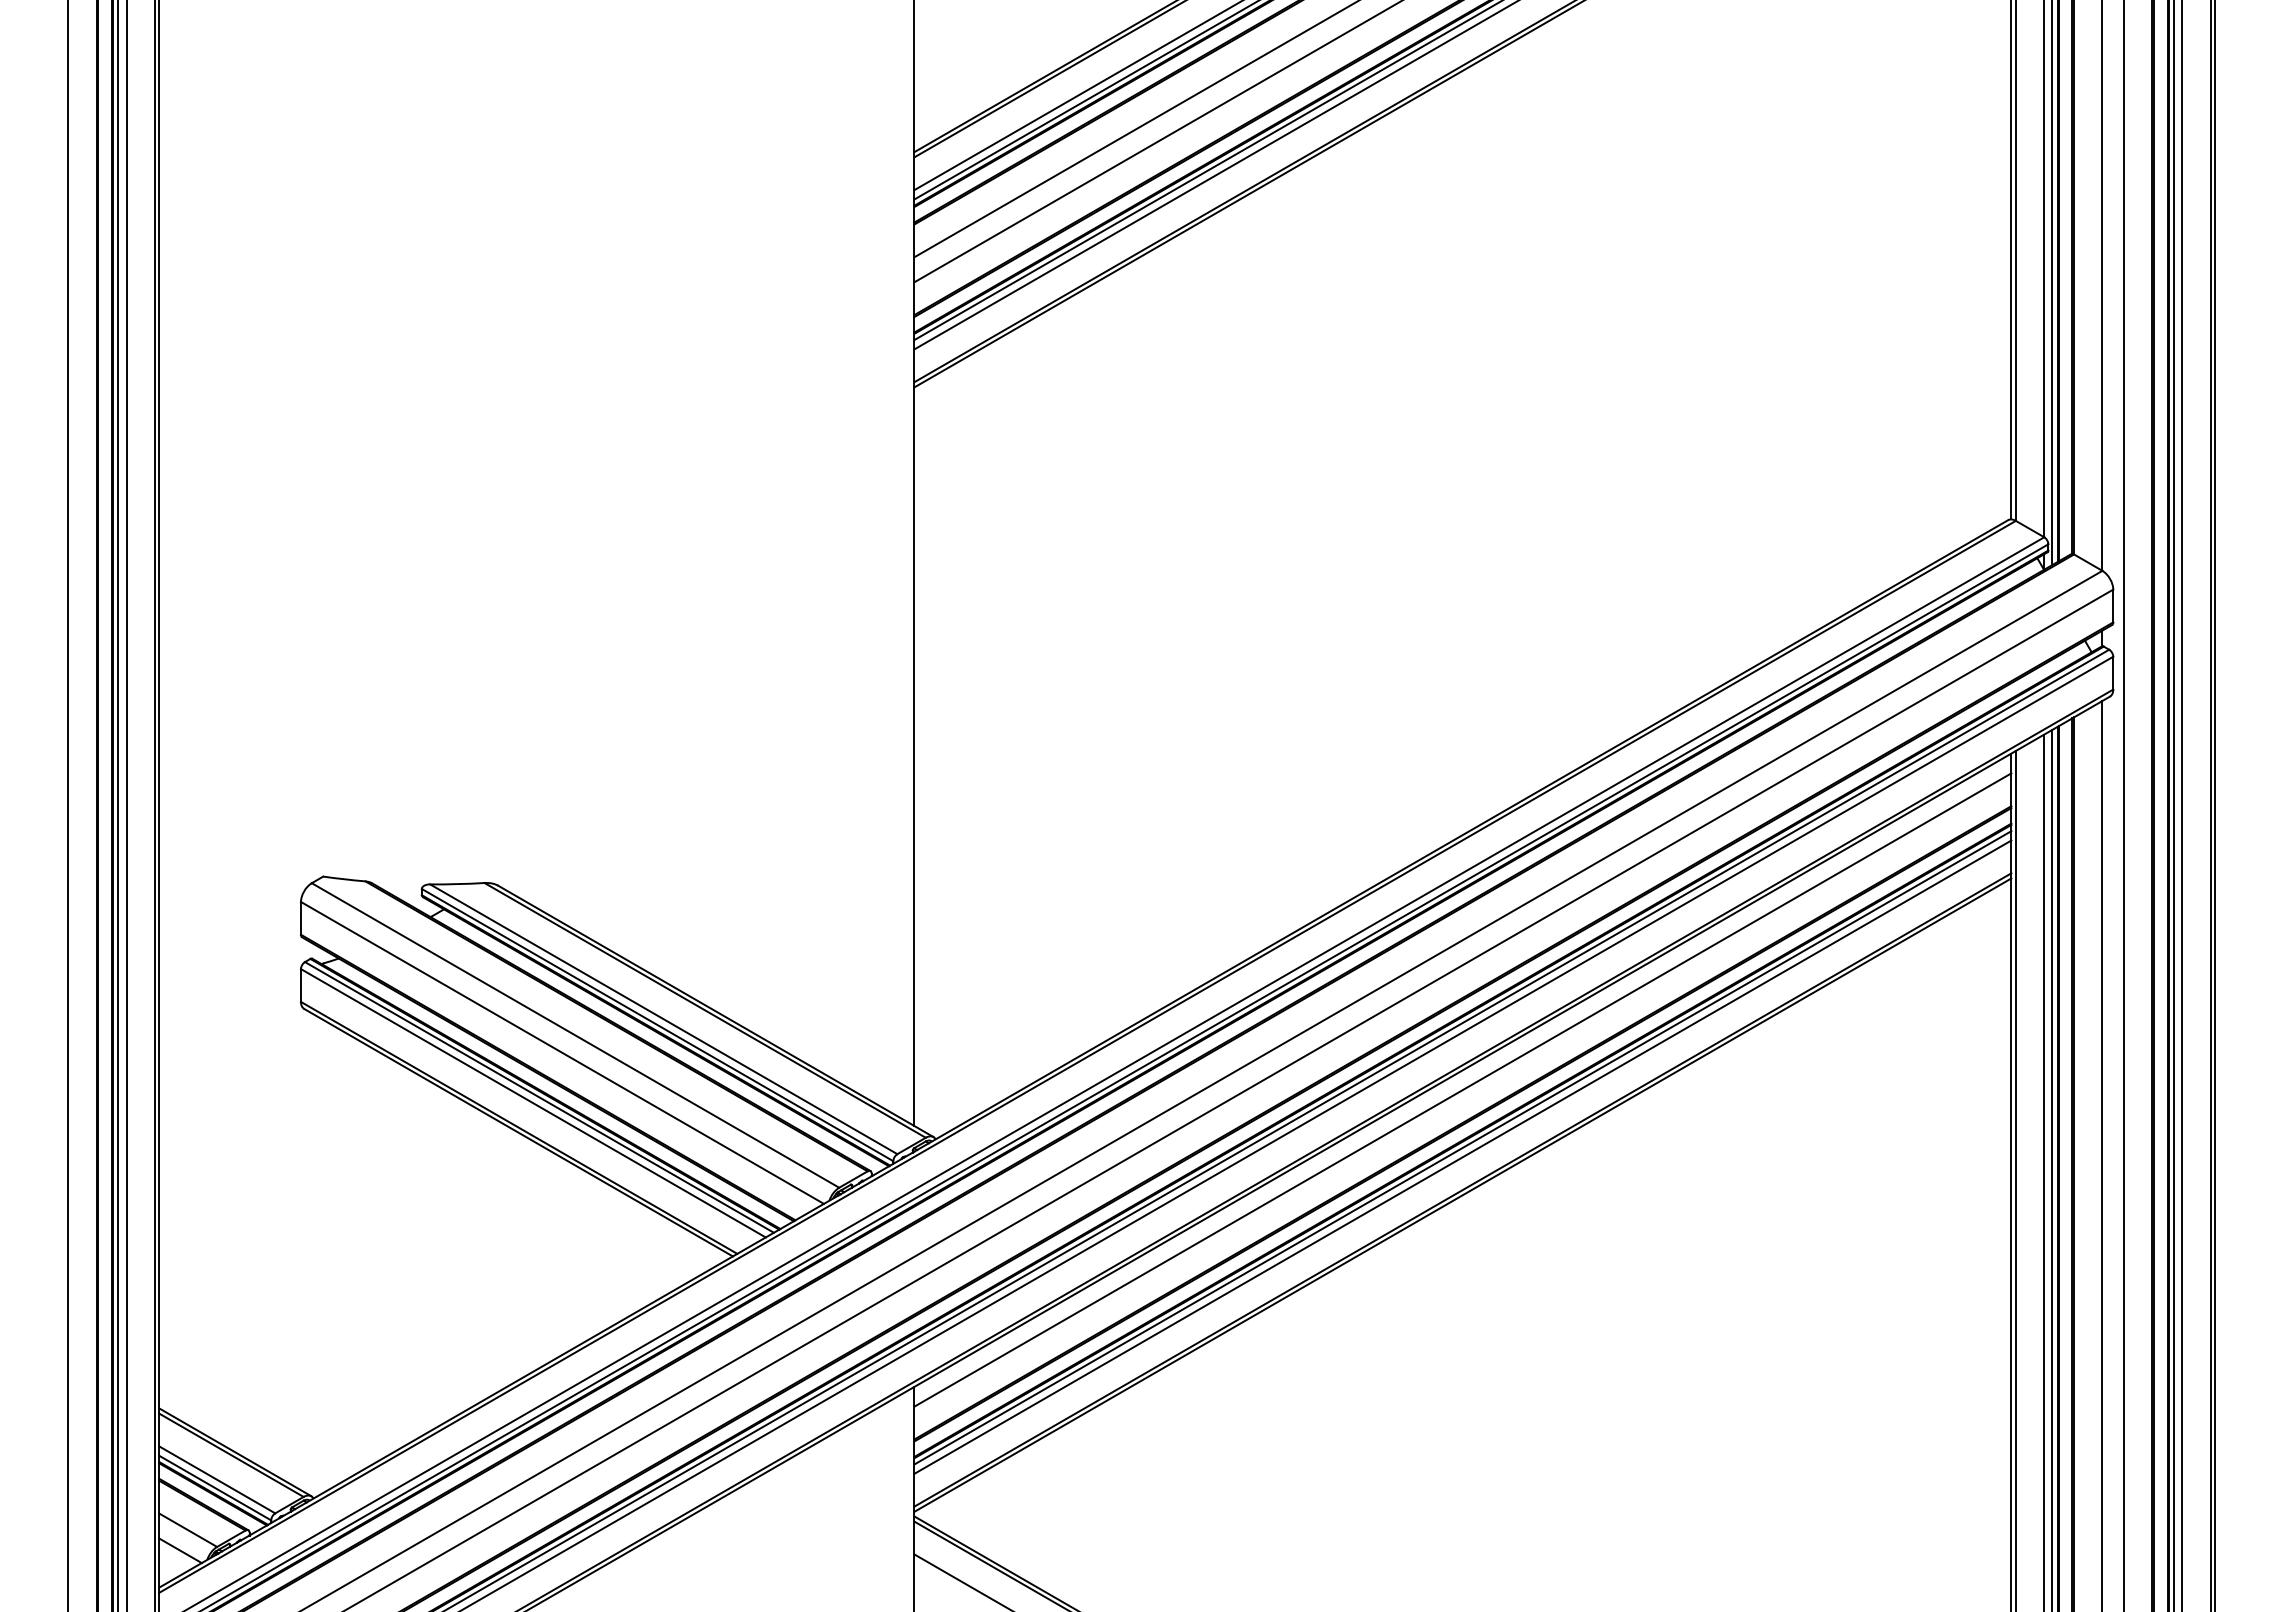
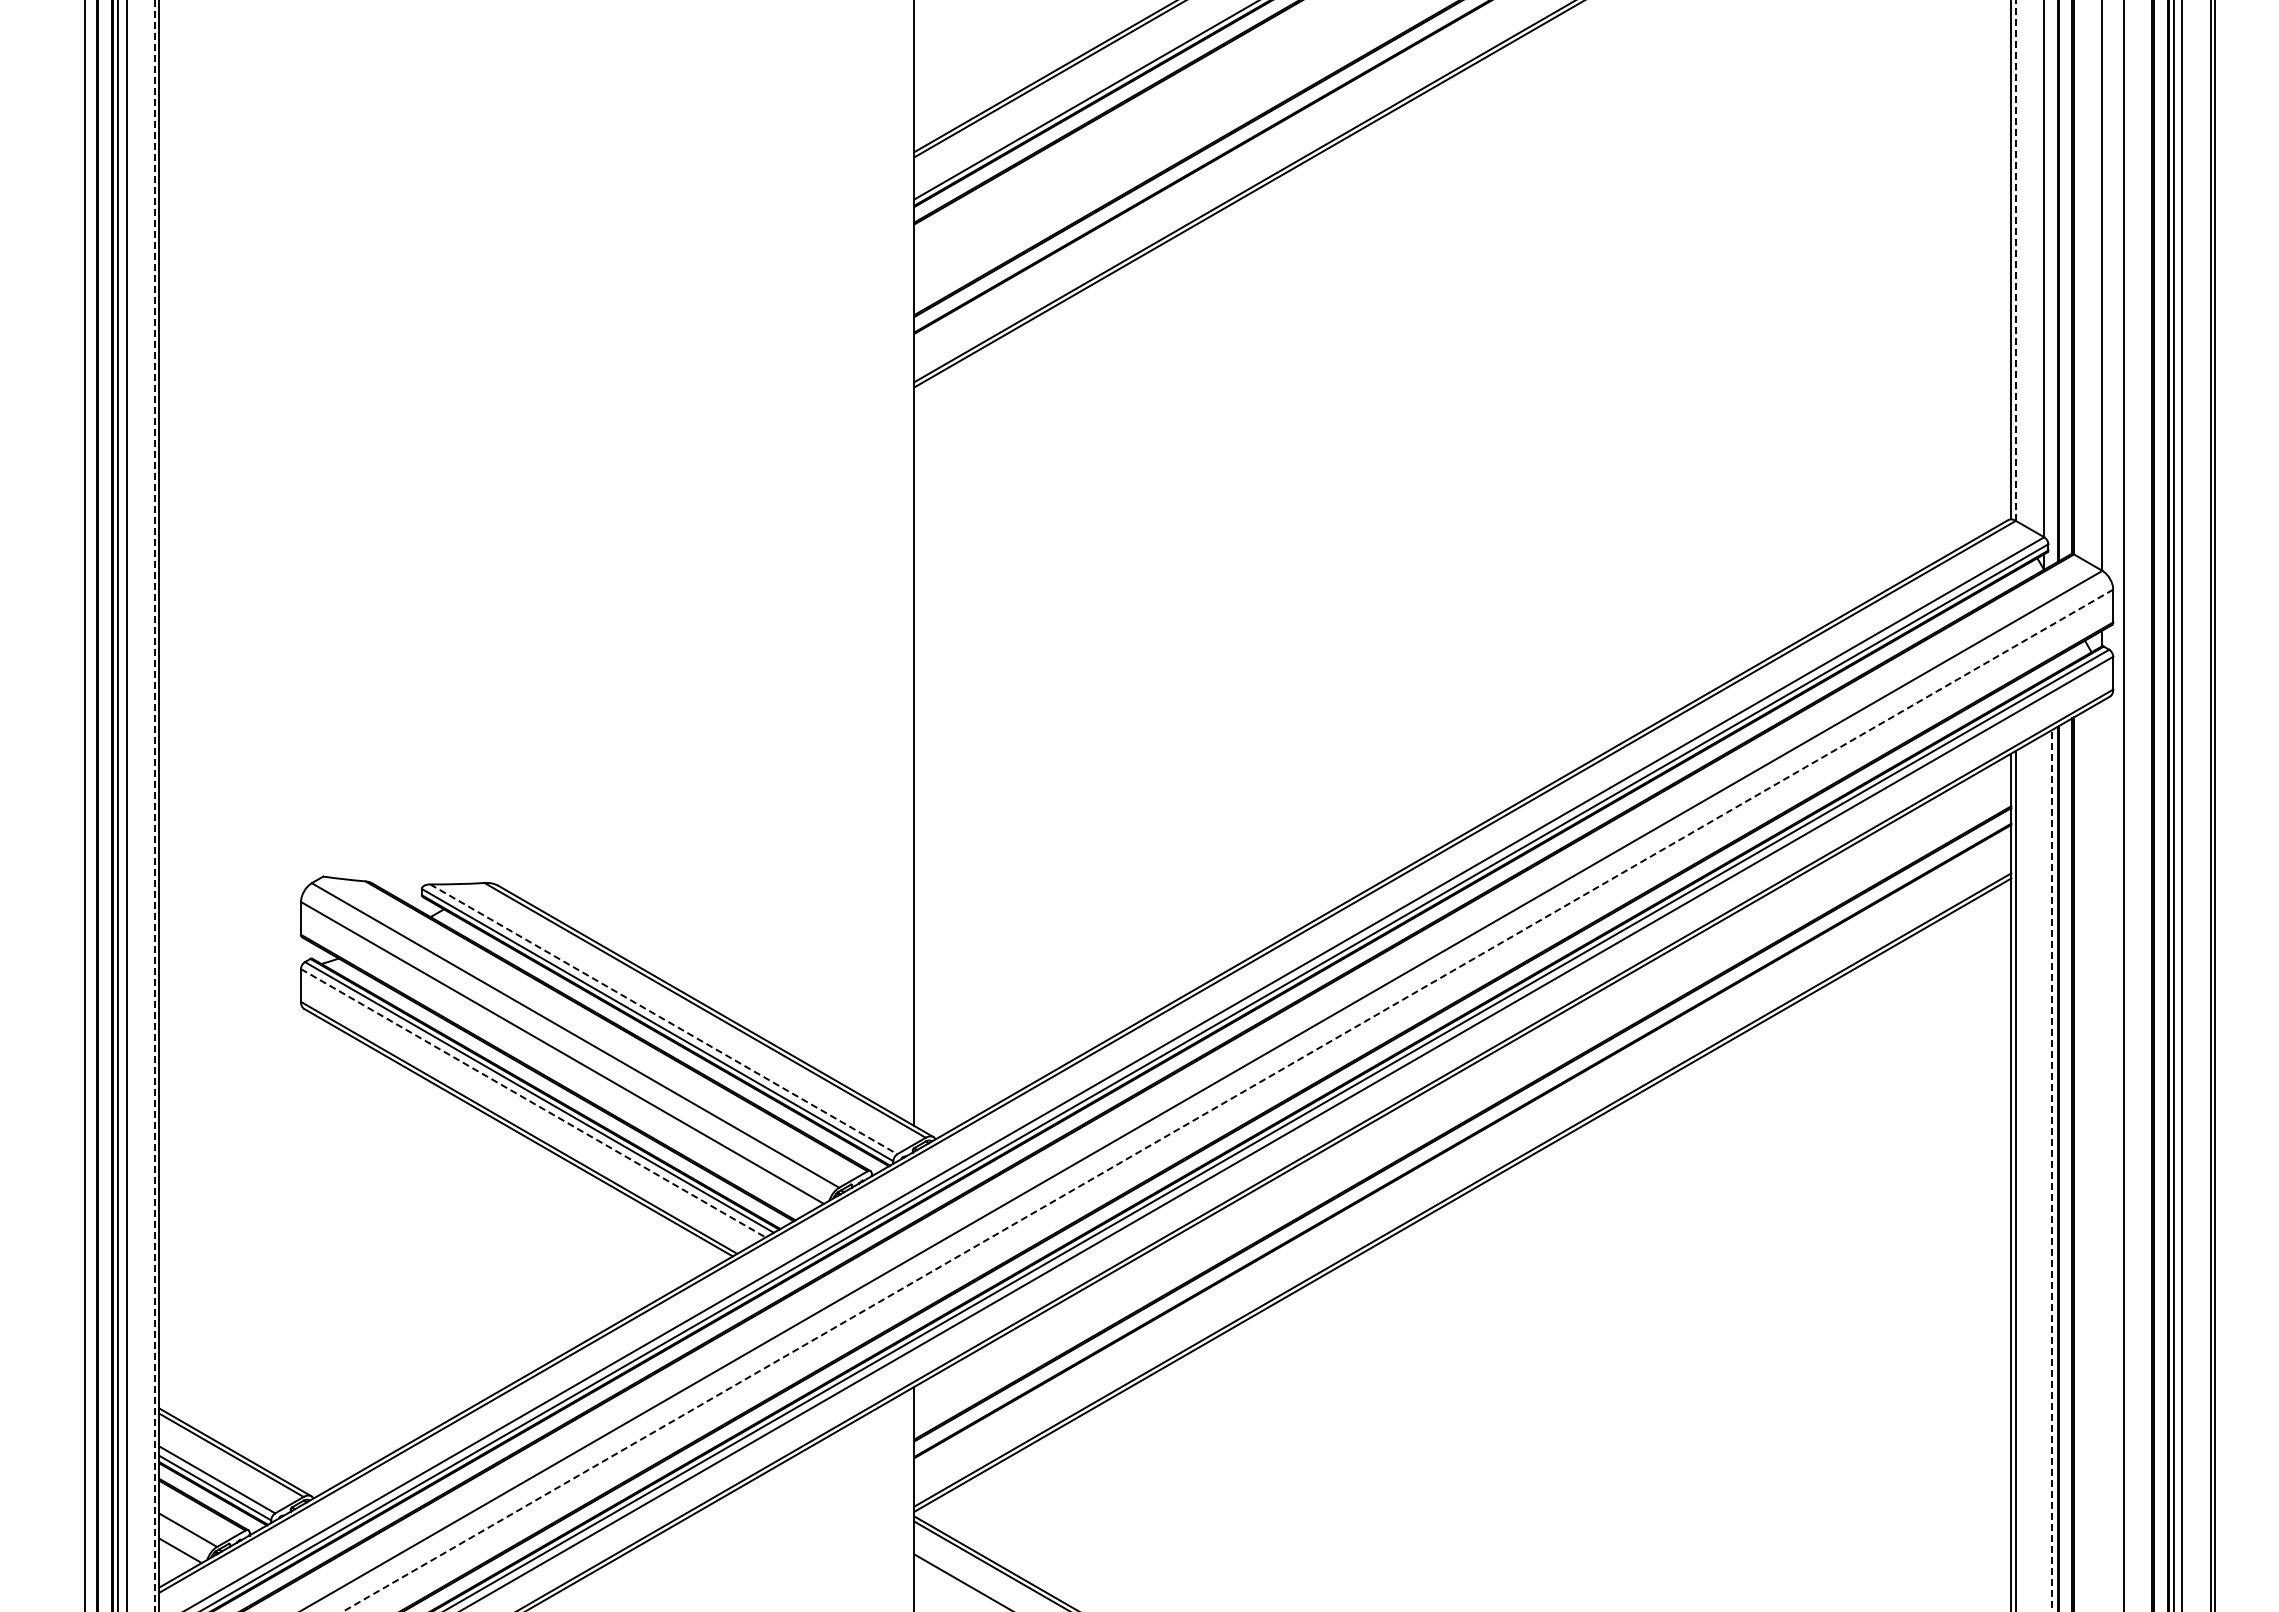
line: present -> none (1077, 96)
line: present -> none (1135, 129)
line: present -> none (1156, 142)
line: present -> none (1206, 171)
line: present -> none (1214, 175)
line: solid -> dashed (2015, 259)
line: present -> none (2052, 283)
line position: (68, 805) -> (85, 805) (85, 805)
line: solid -> dashed (154, 805)
line: solid -> dashed (663, 1019)
line: present -> none (1462, 1089)
line: solid -> dashed (1228, 1100)
line: solid -> dashed (533, 1103)
line: present -> none (1462, 1147)
line: present -> none (2102, 1154)
line: present -> none (1462, 1156)
line: solid -> dashed (2052, 1170)
line: present -> none (2044, 1171)
